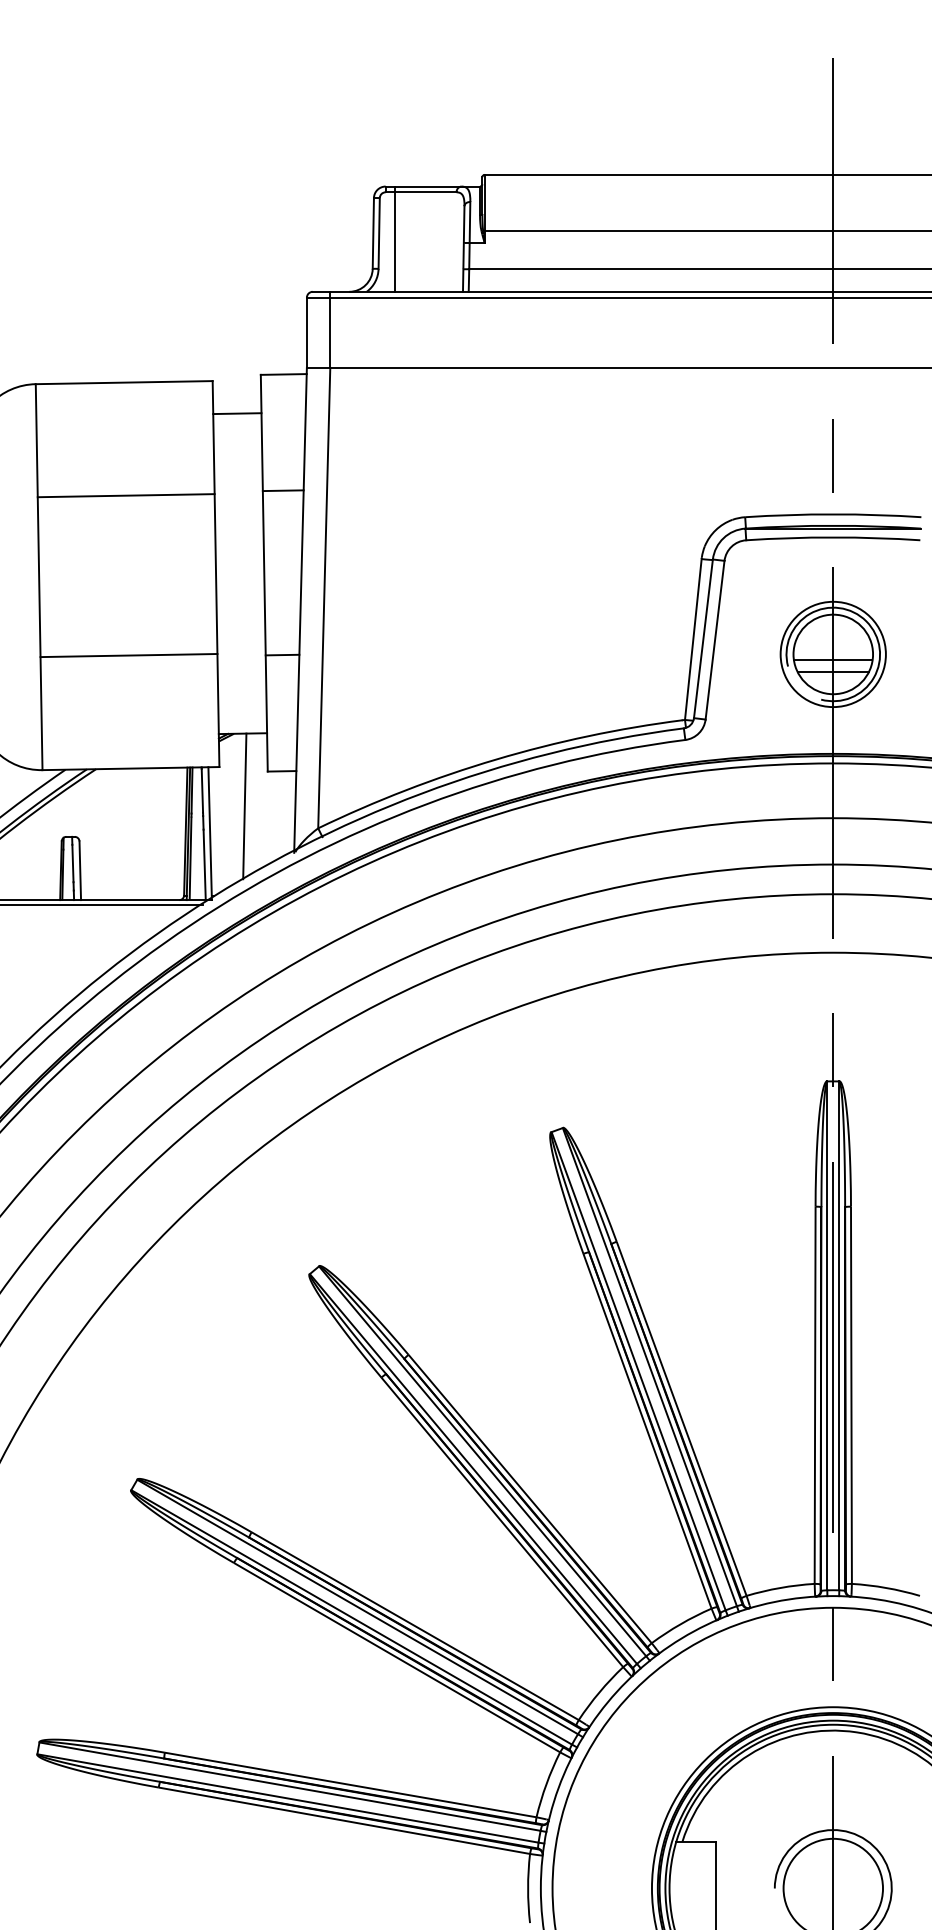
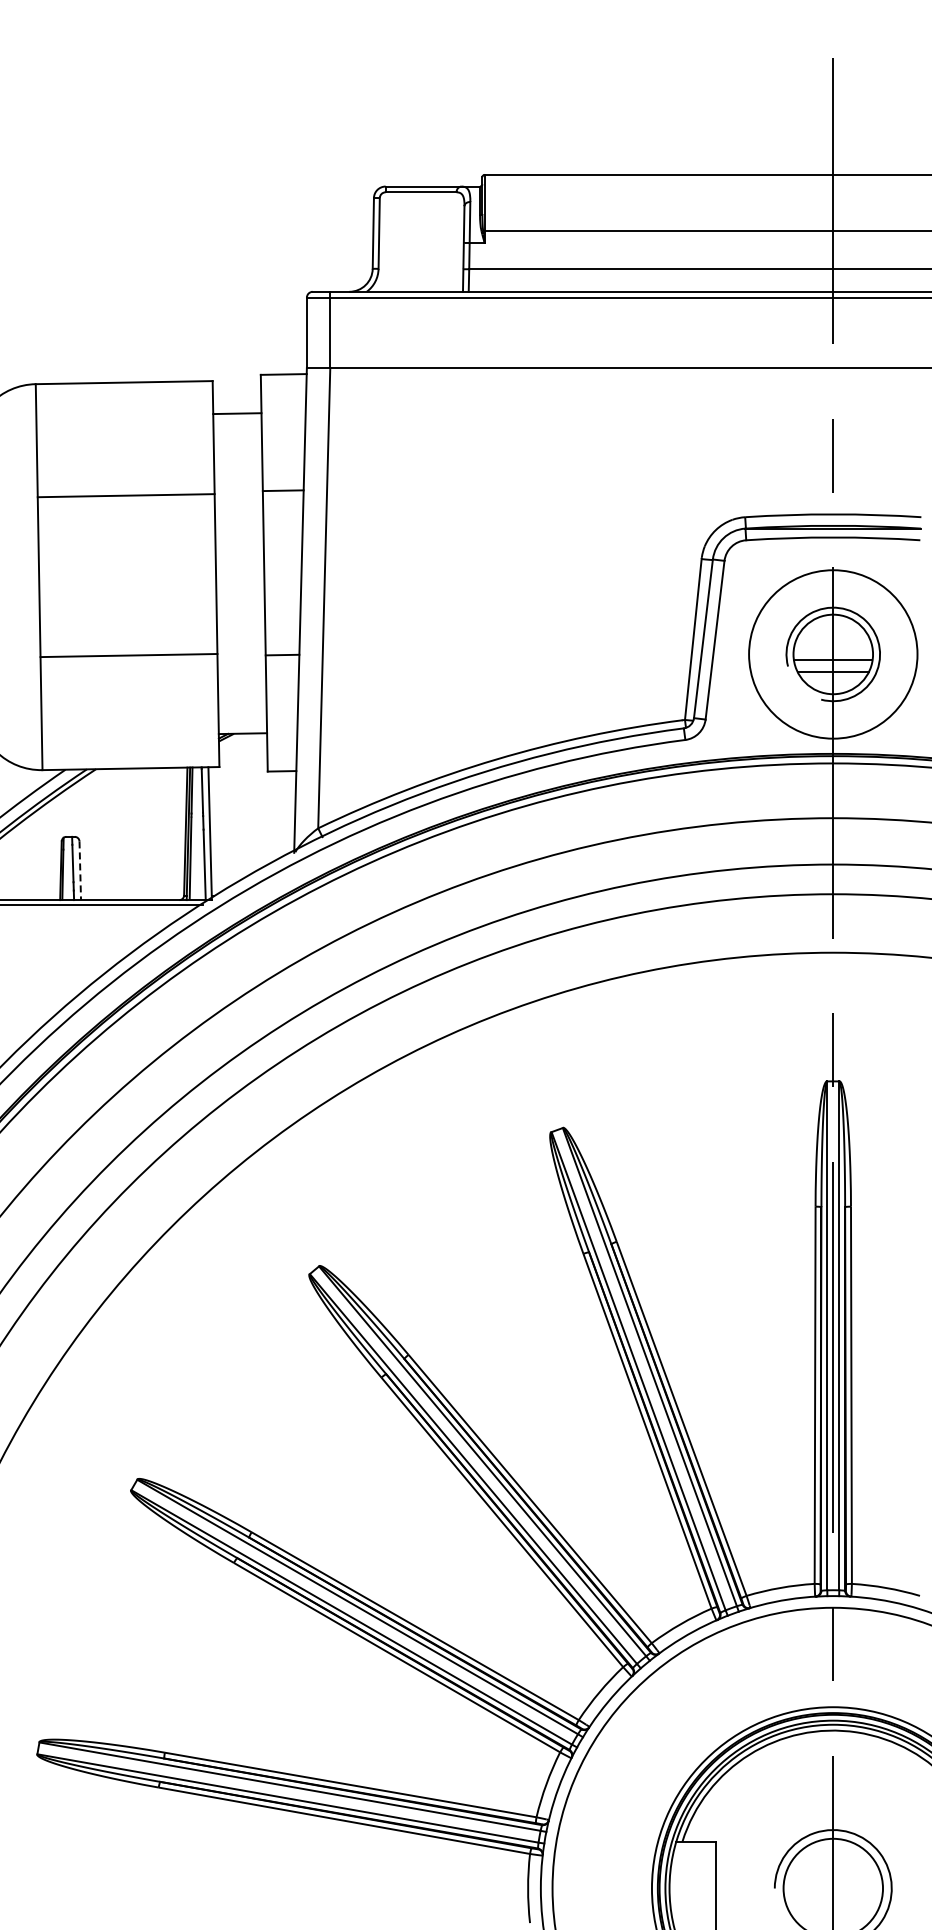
line: present -> none (394, 238)
circle diameter: 105 px -> 168 px (833, 654)
line: present -> none (244, 806)
line: solid -> dashed (80, 871)
